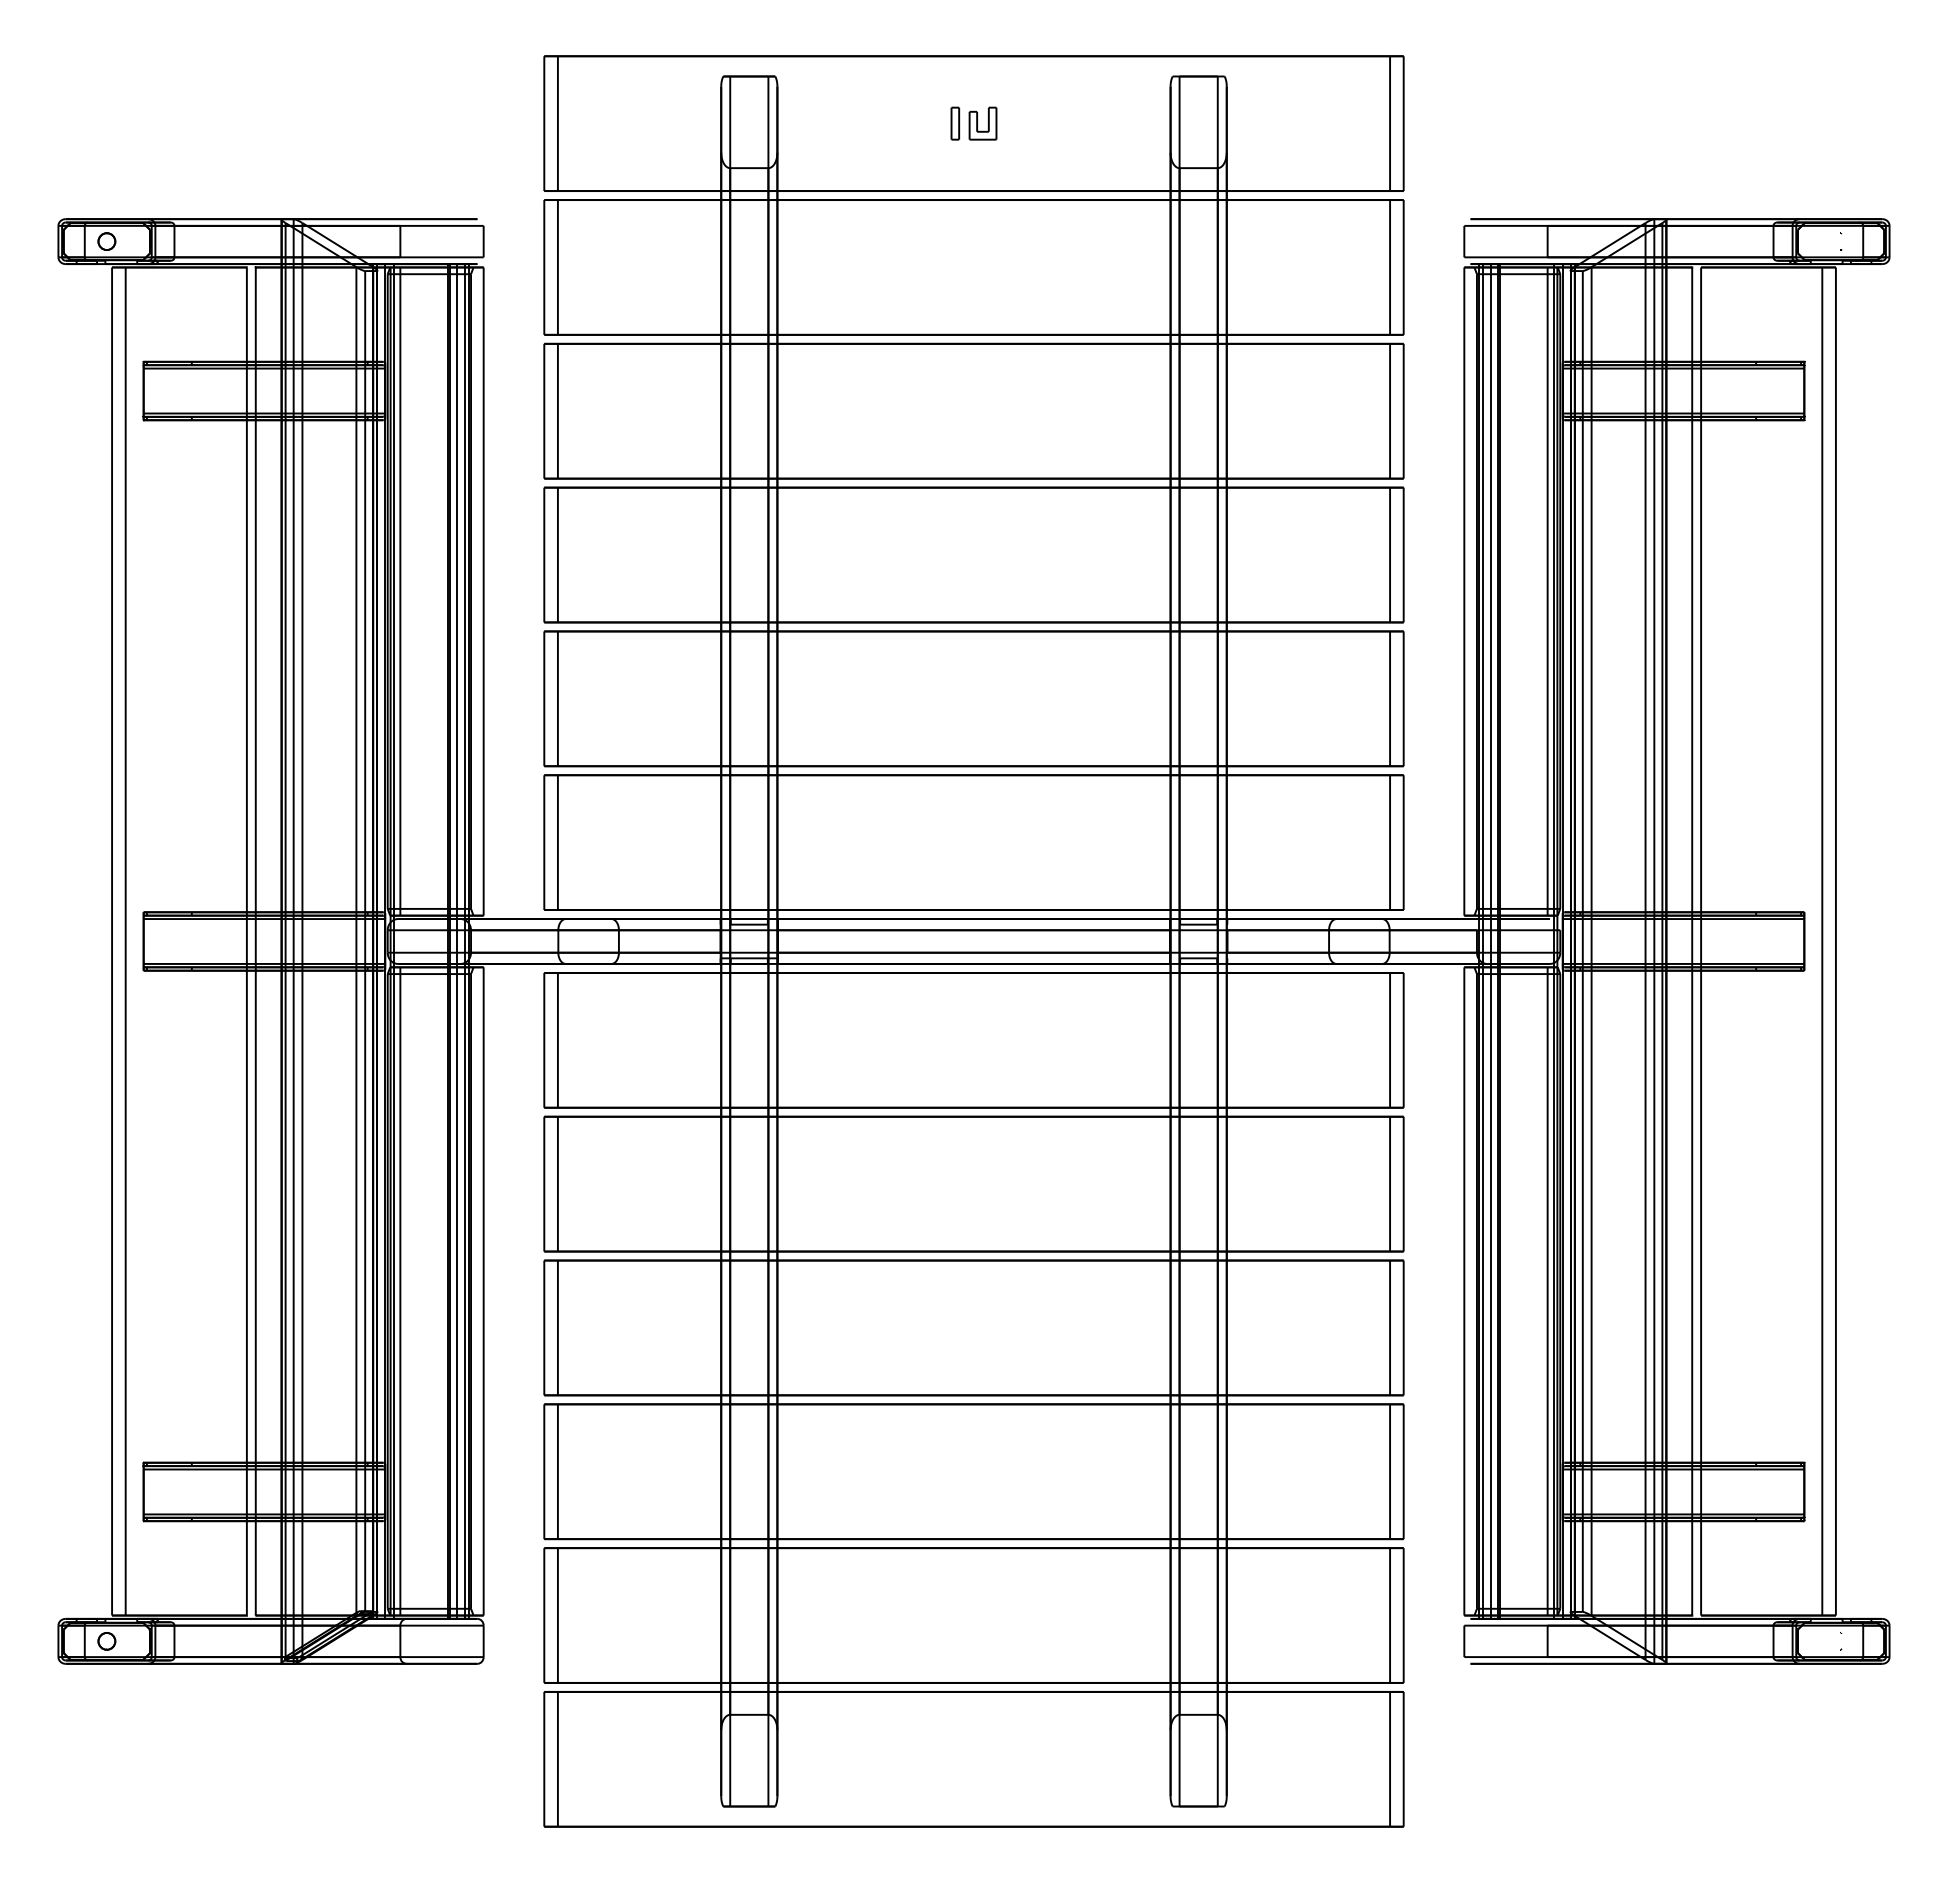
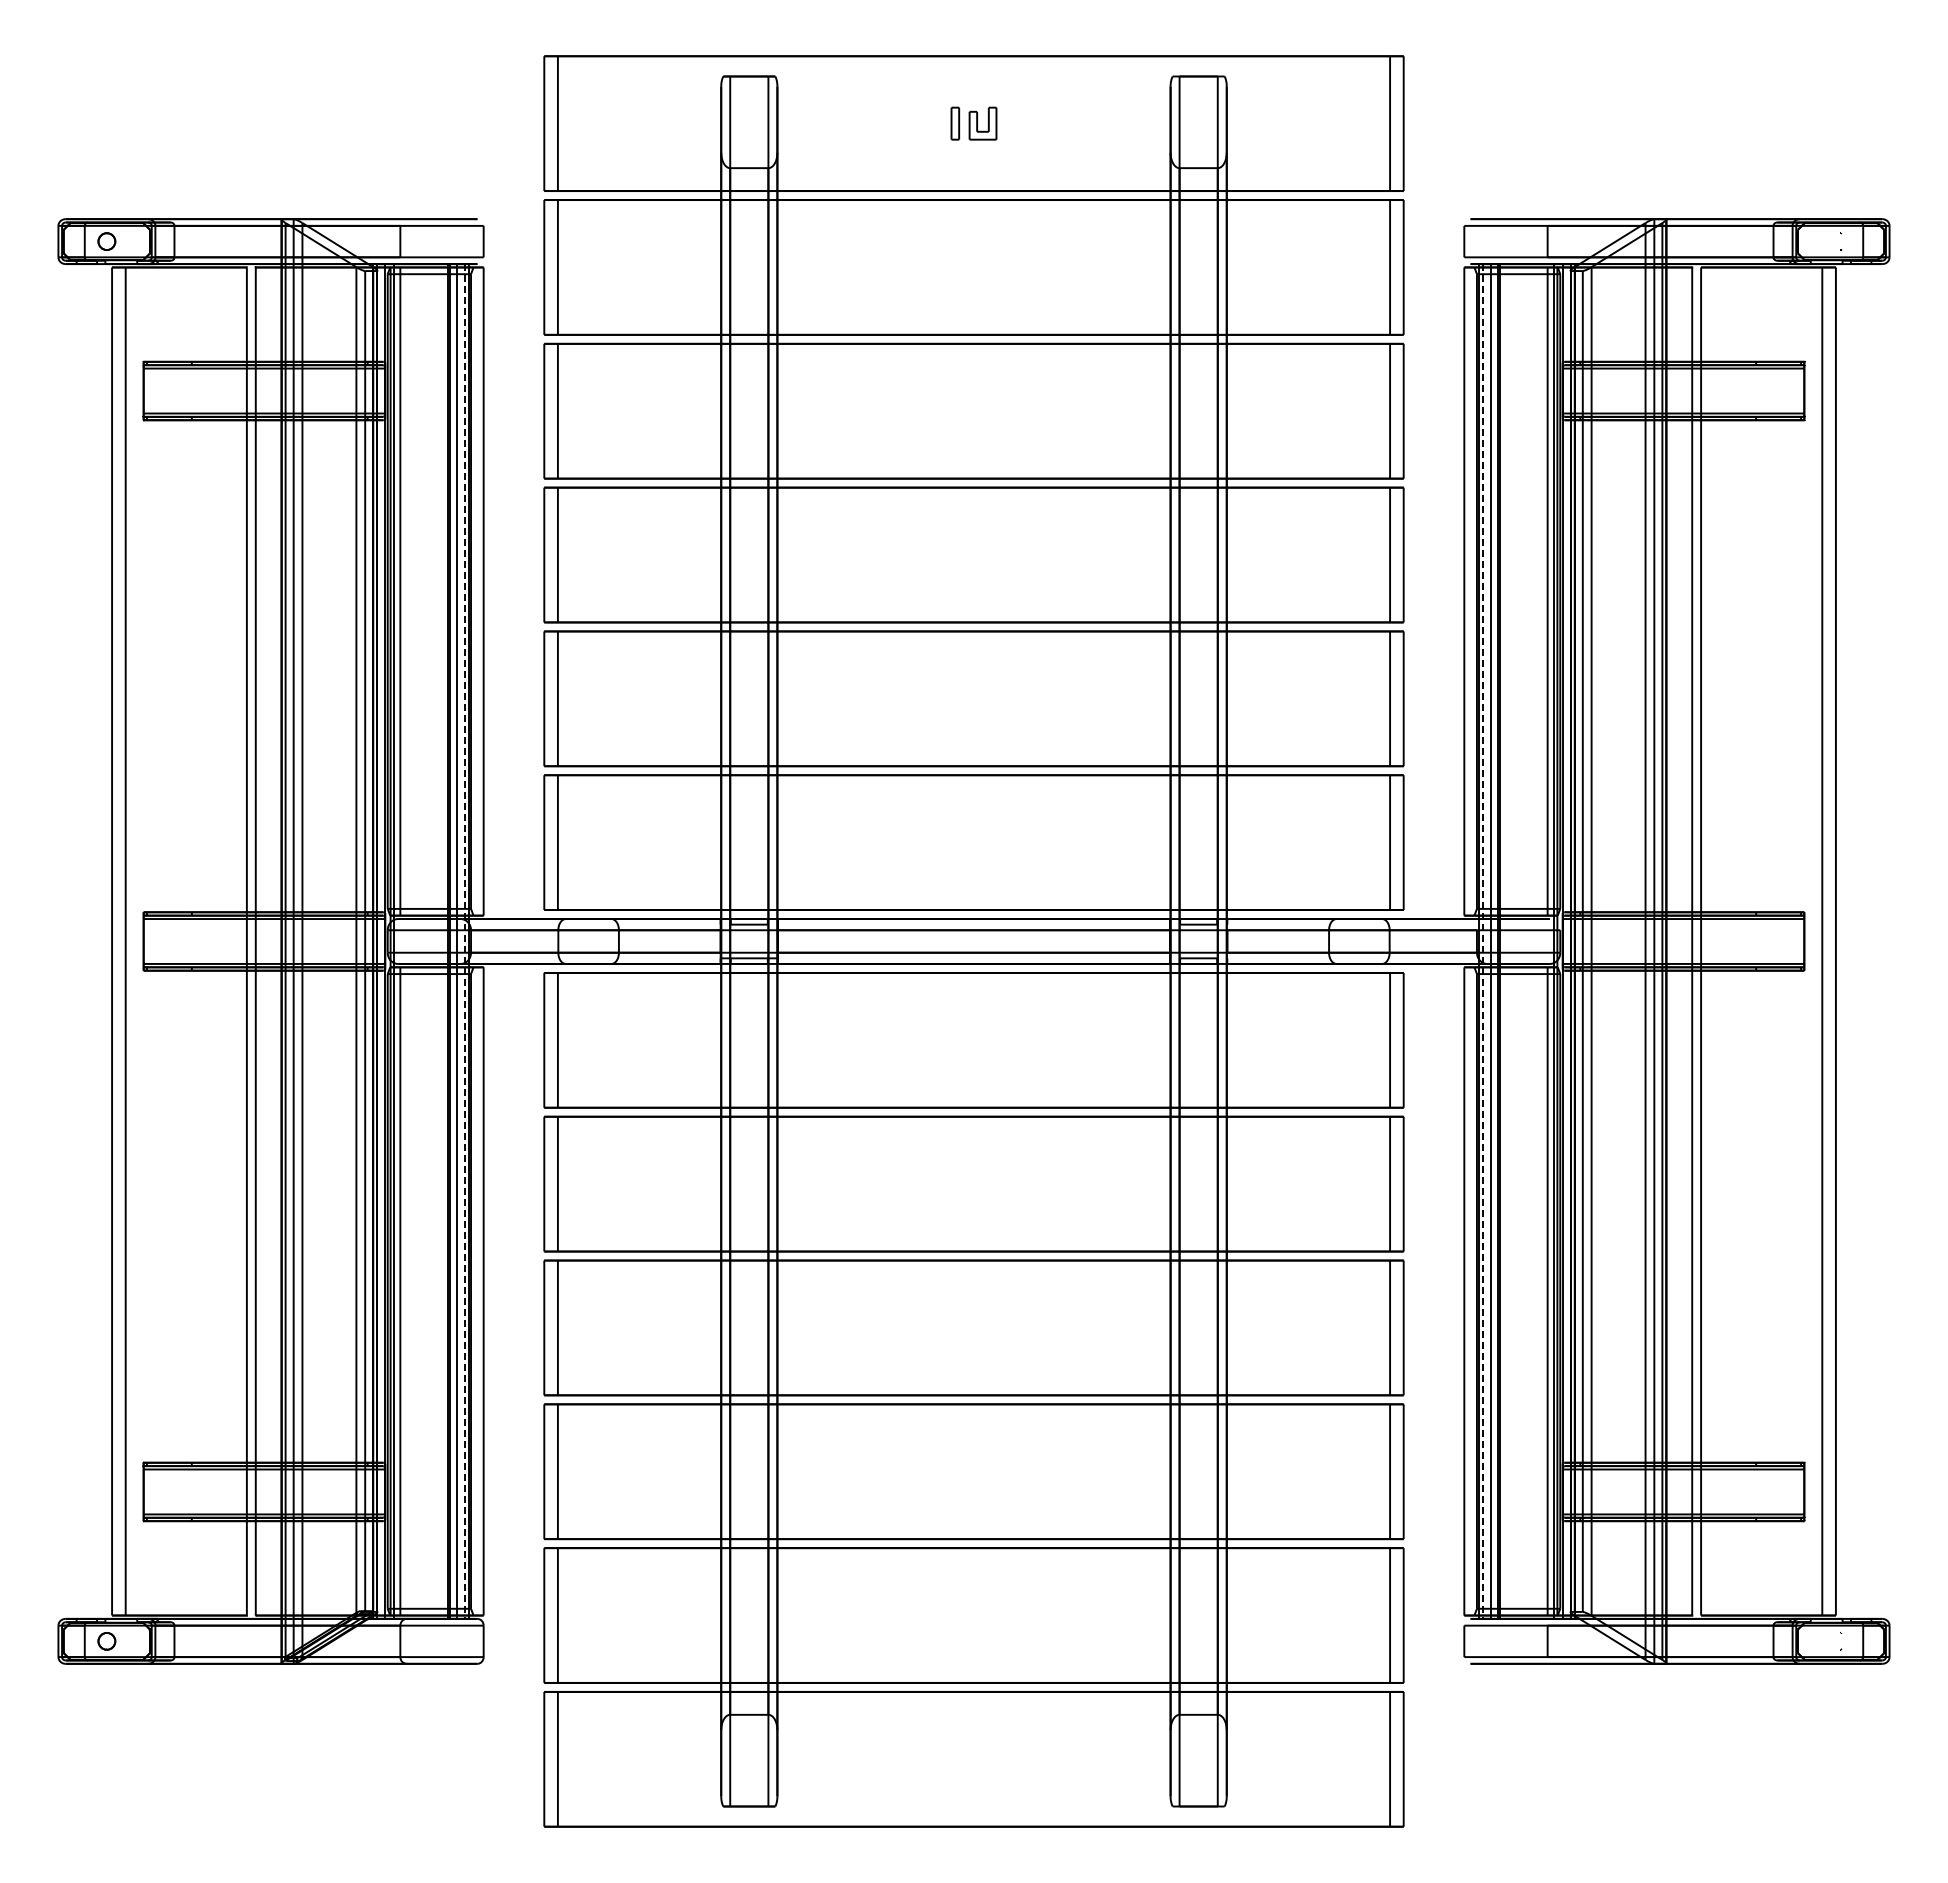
line: solid -> dashed (464, 941)
line: solid -> dashed (1483, 941)
